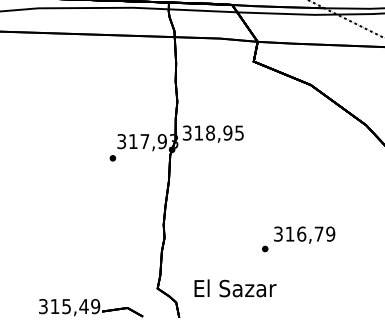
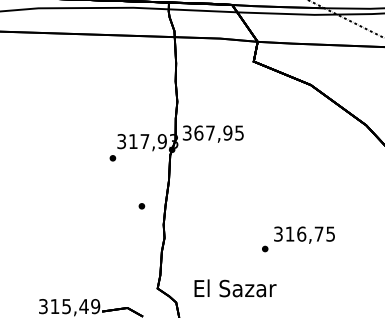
text: 318,95 -> 367,95 (204, 132)
part: none -> present (141, 206)
text: 316,79 -> 316,75 (330, 233)
